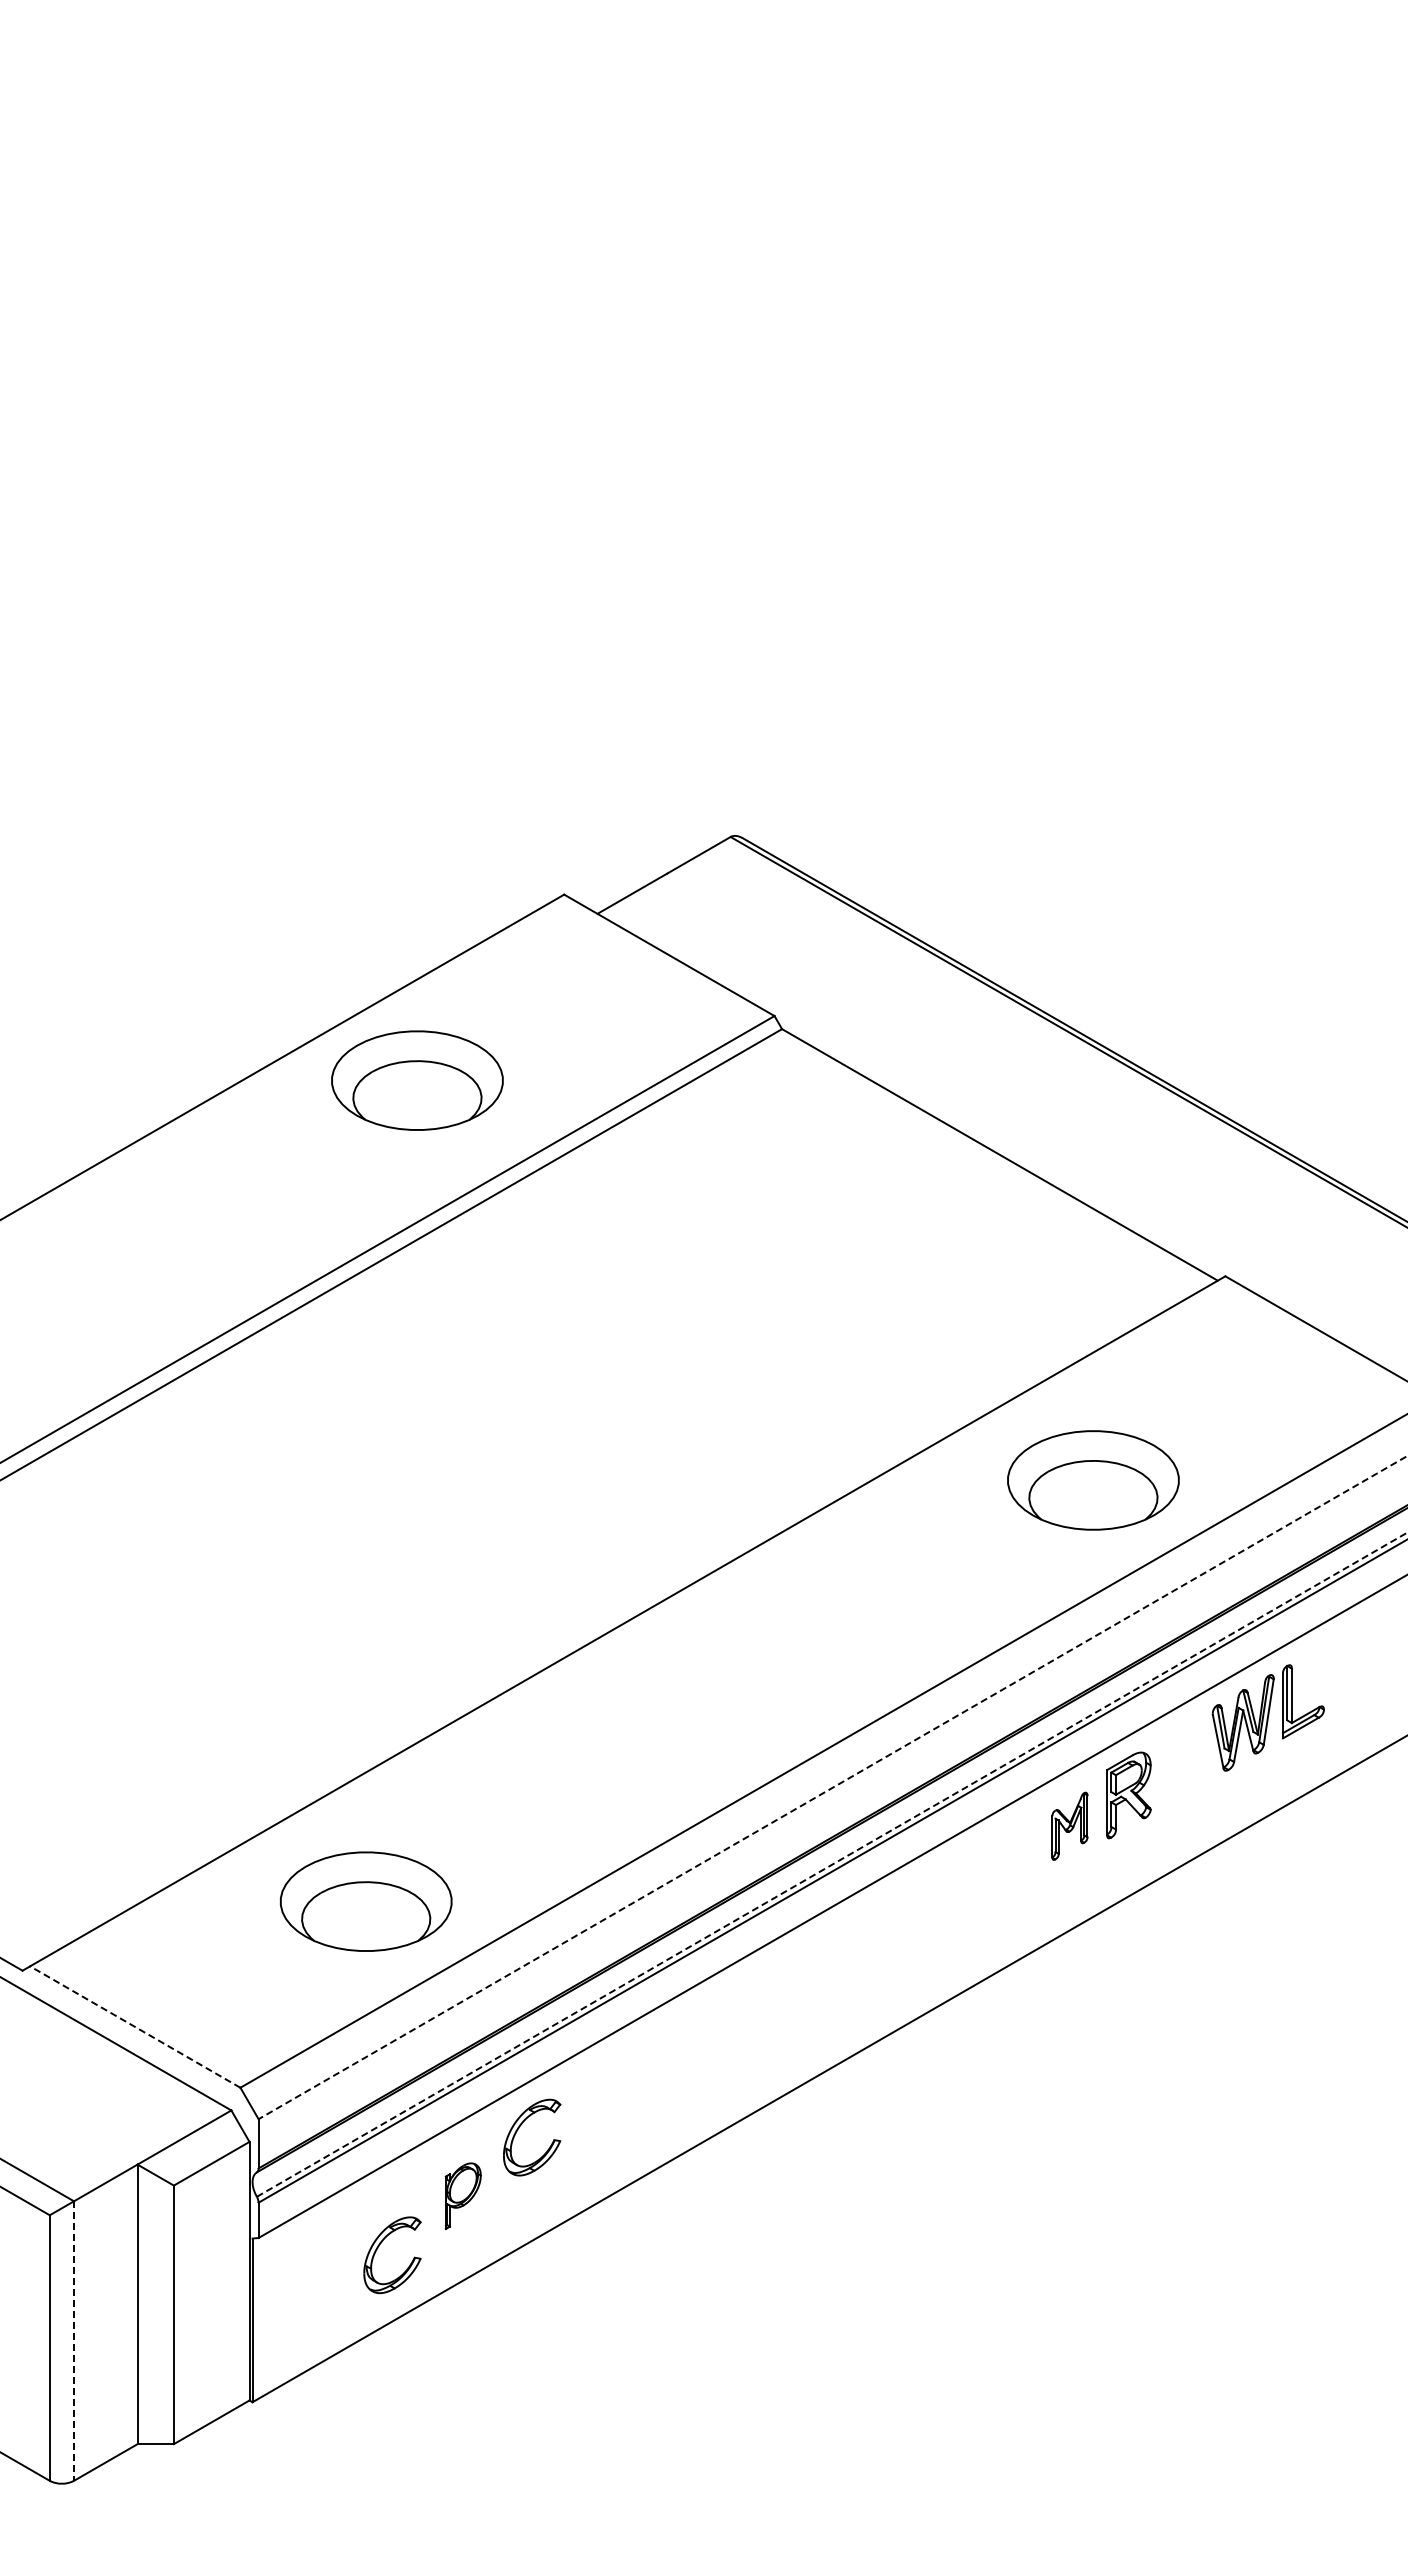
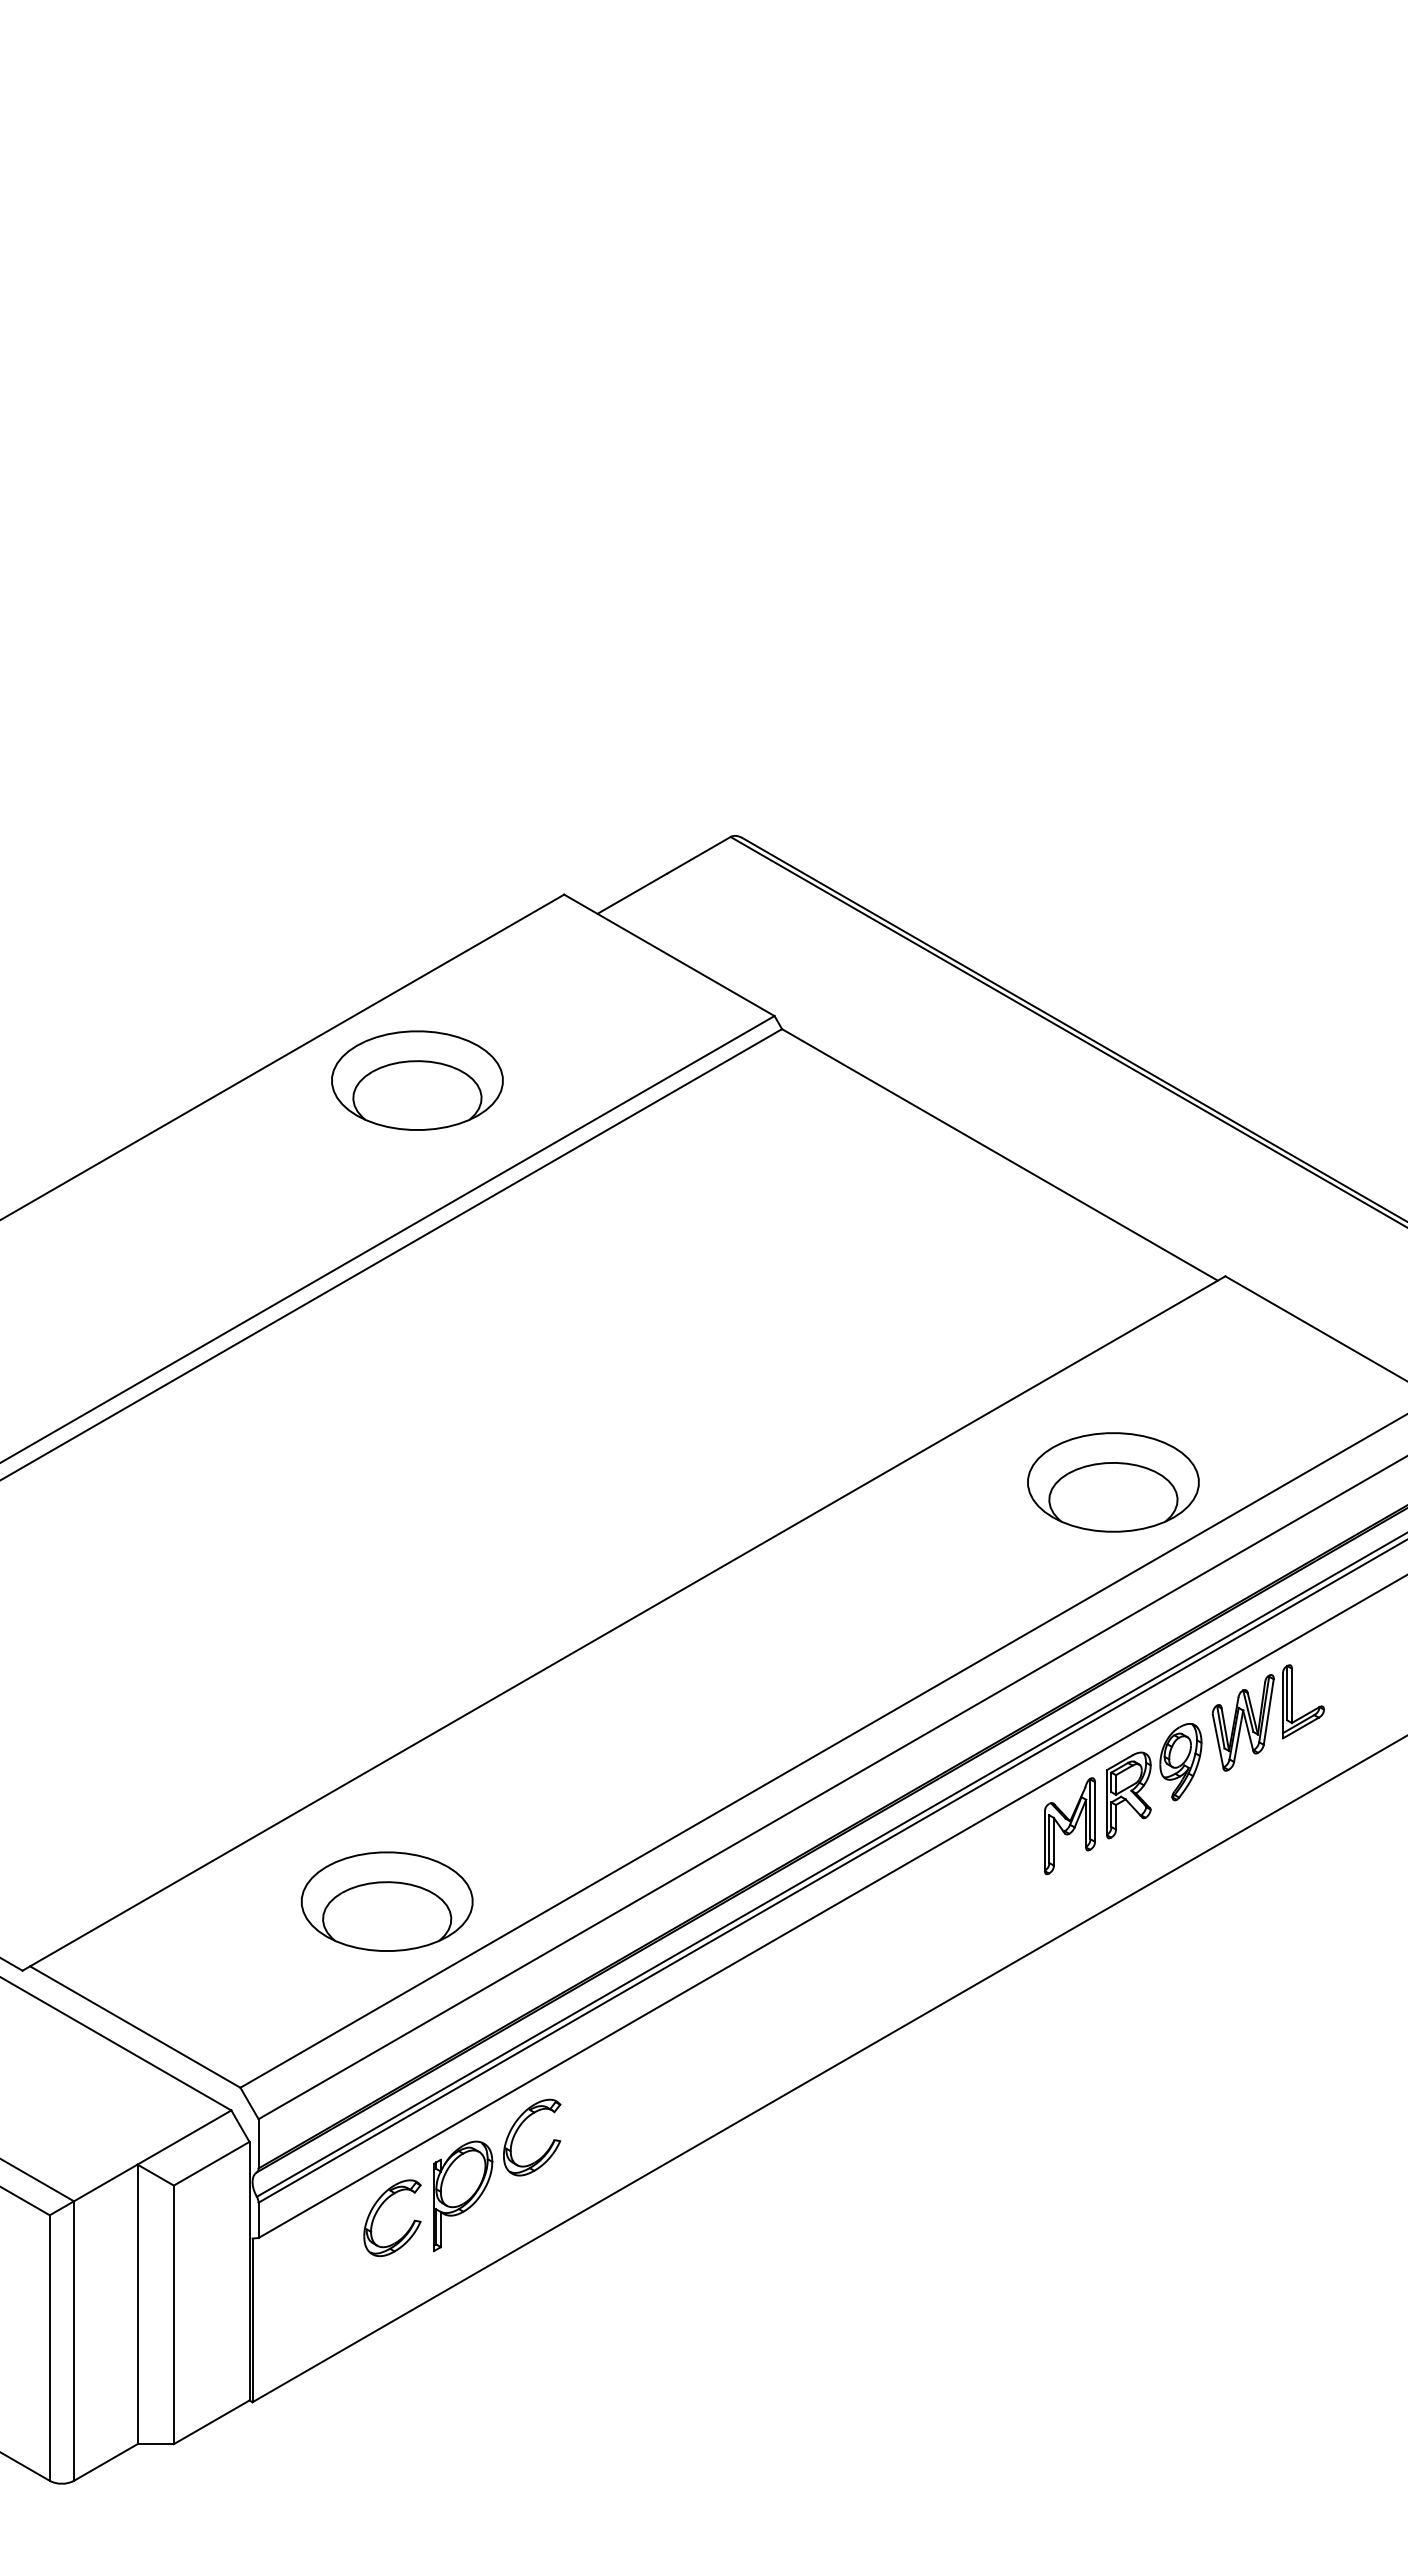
part position: (1093, 1480) -> (1113, 1482) (1113, 1482)
part: none -> present (1180, 1762)
line: dashed -> solid (833, 1787)
part size: 38x70 px -> 52x99 px (1069, 1826)
line: dashed -> solid (832, 1864)
part position: (366, 1901) -> (387, 1901) (387, 1901)
line: dashed -> solid (134, 2026)
part size: 38x69 px -> 61x112 px (463, 2195)
part position: (378, 2248) -> (378, 2211) (378, 2211)
line: dashed -> solid (74, 2341)
